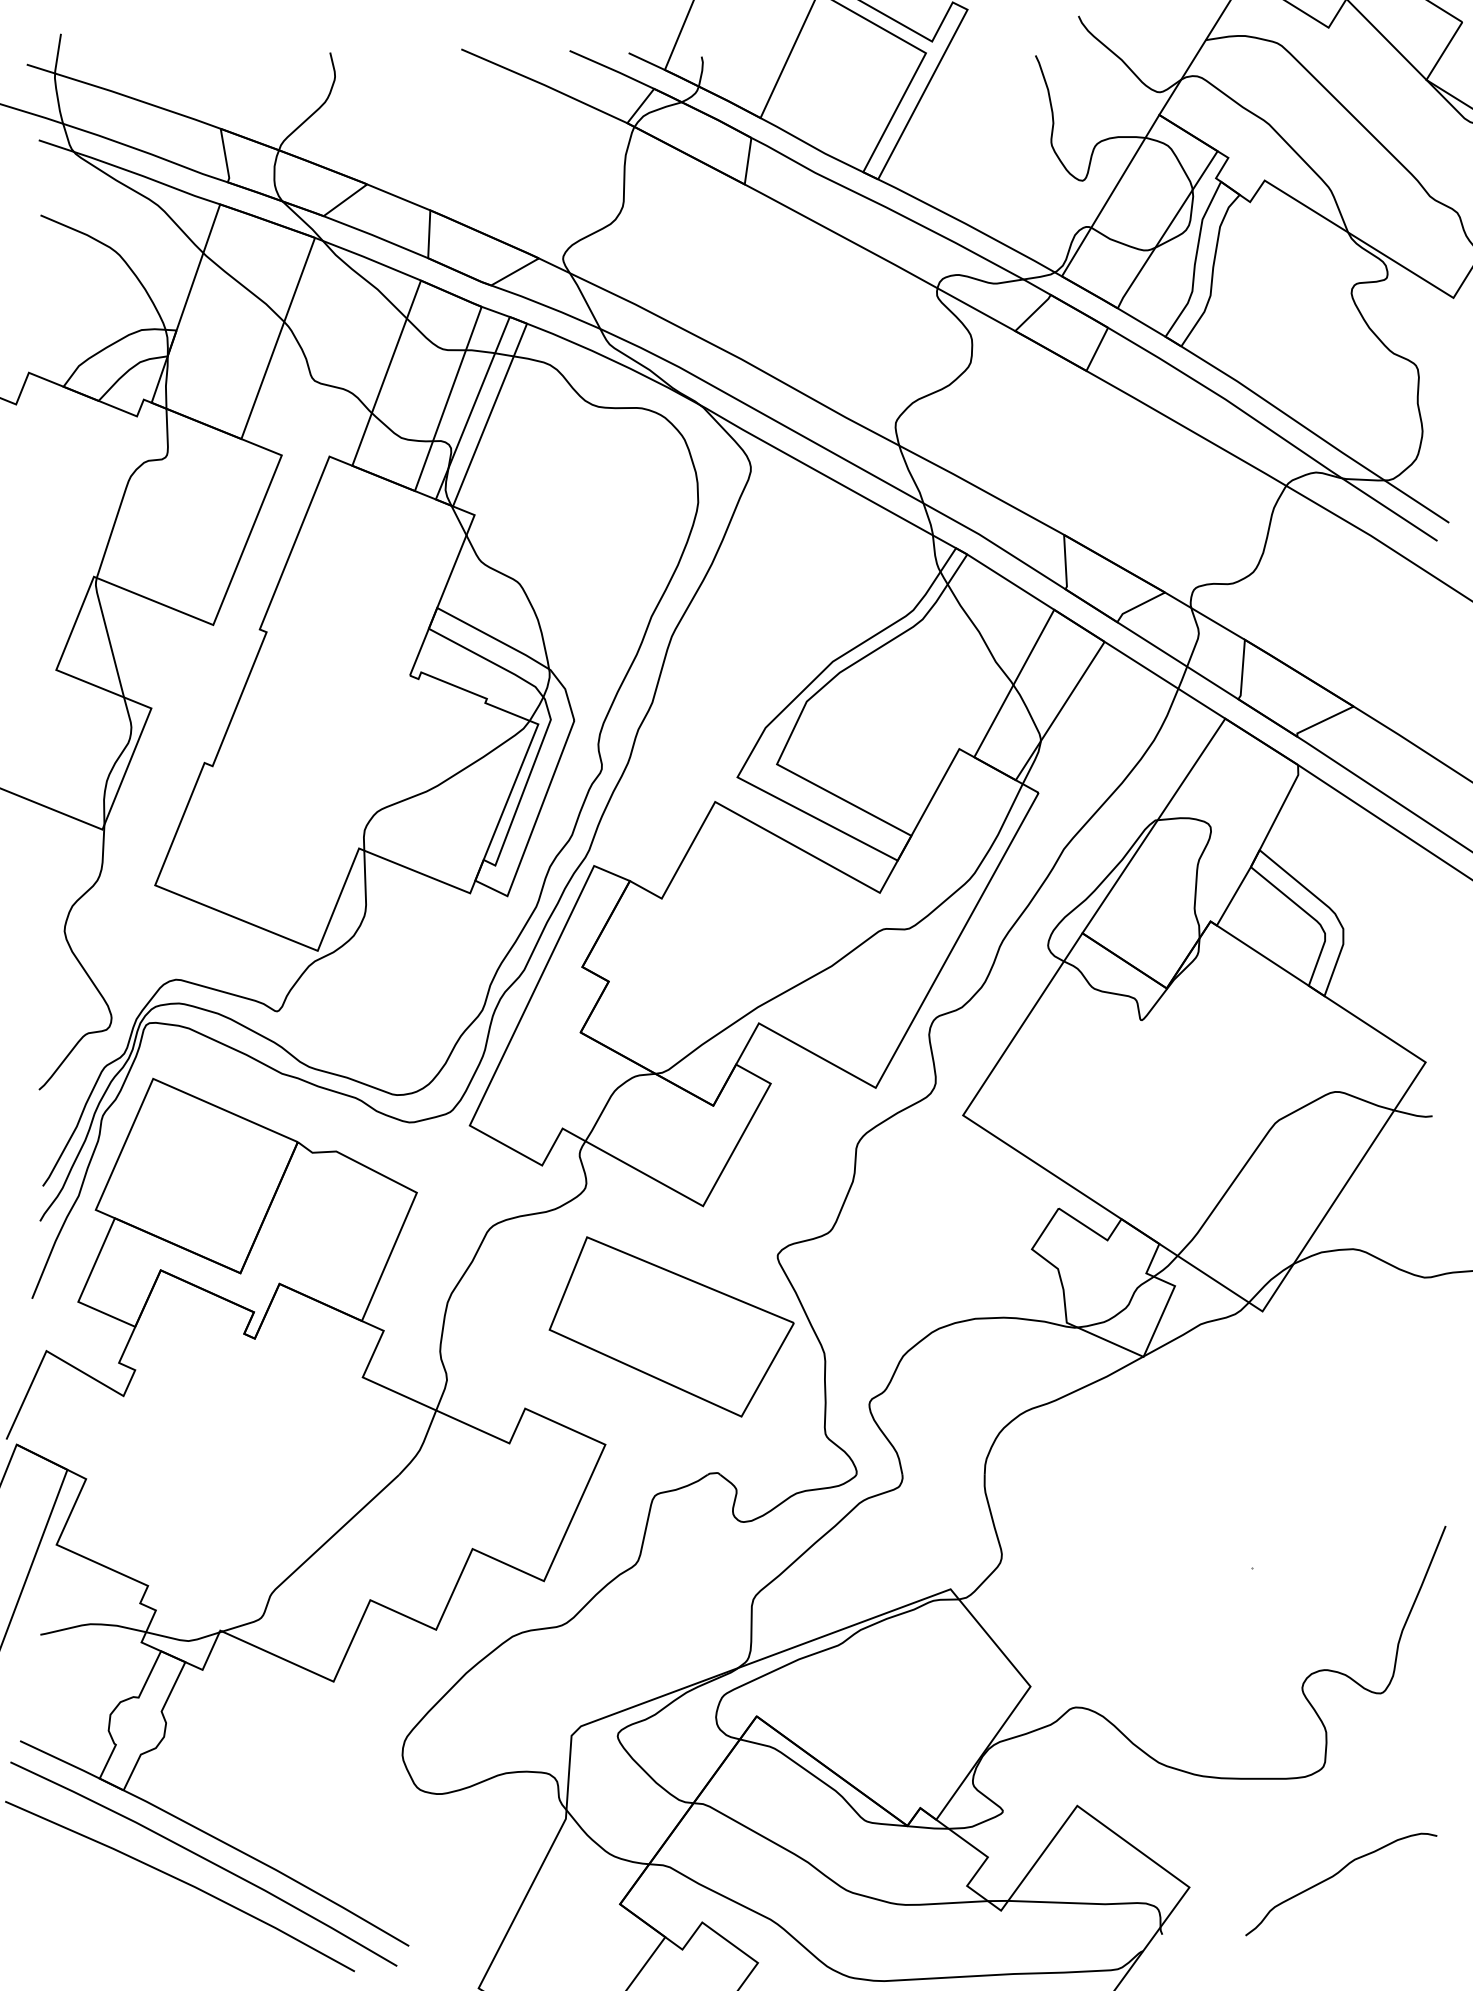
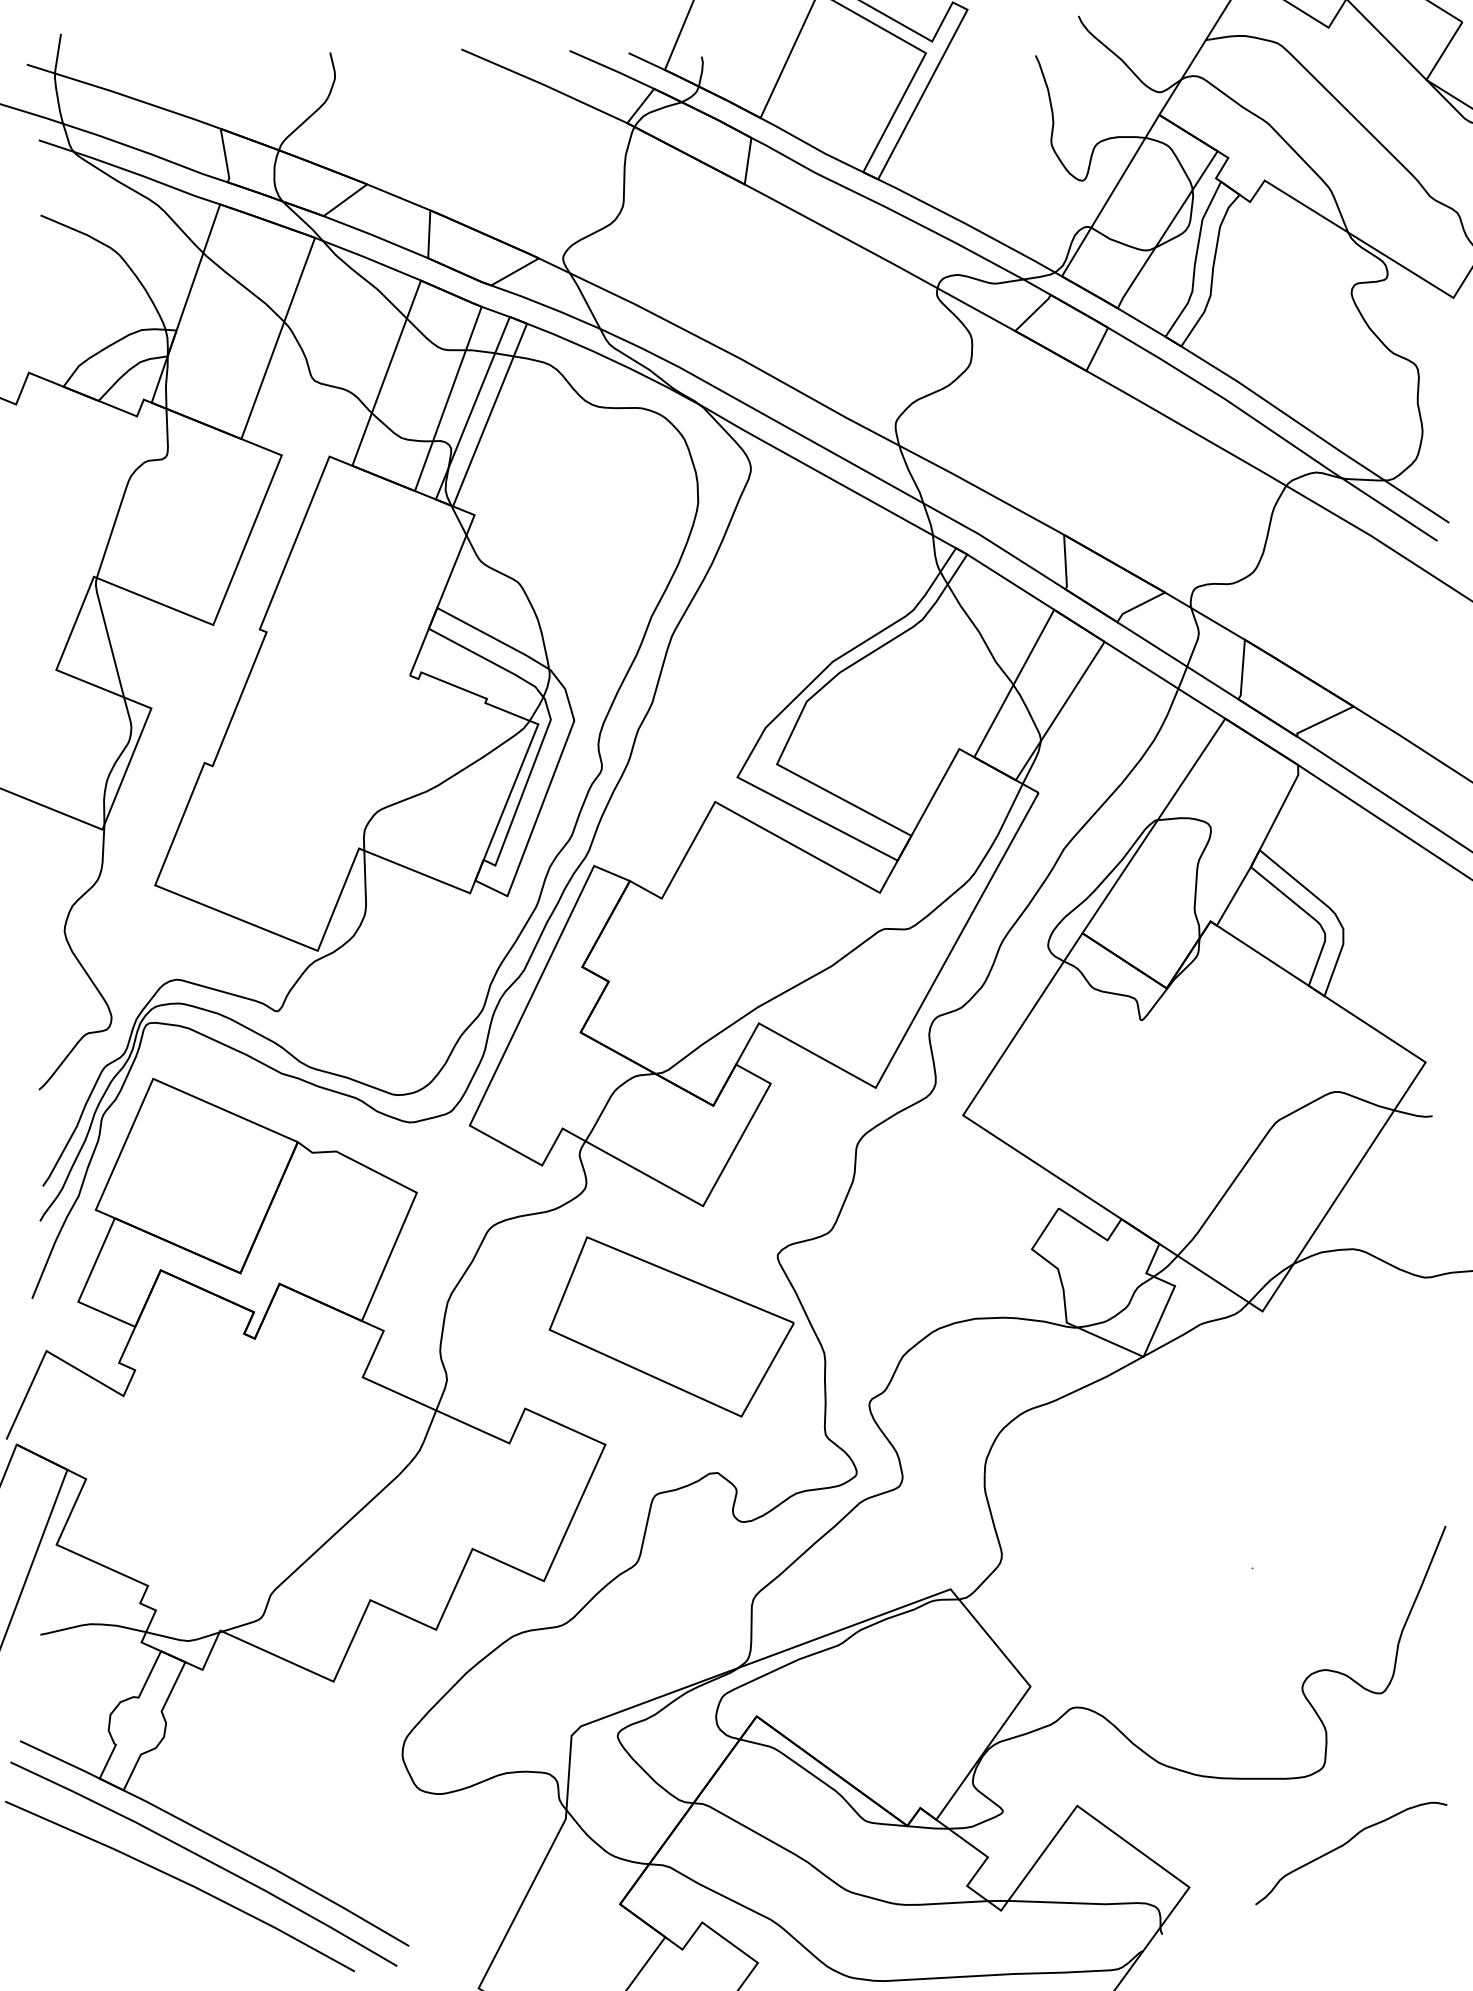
curve position: (1334, 1876) -> (1344, 1845) (1344, 1845)
